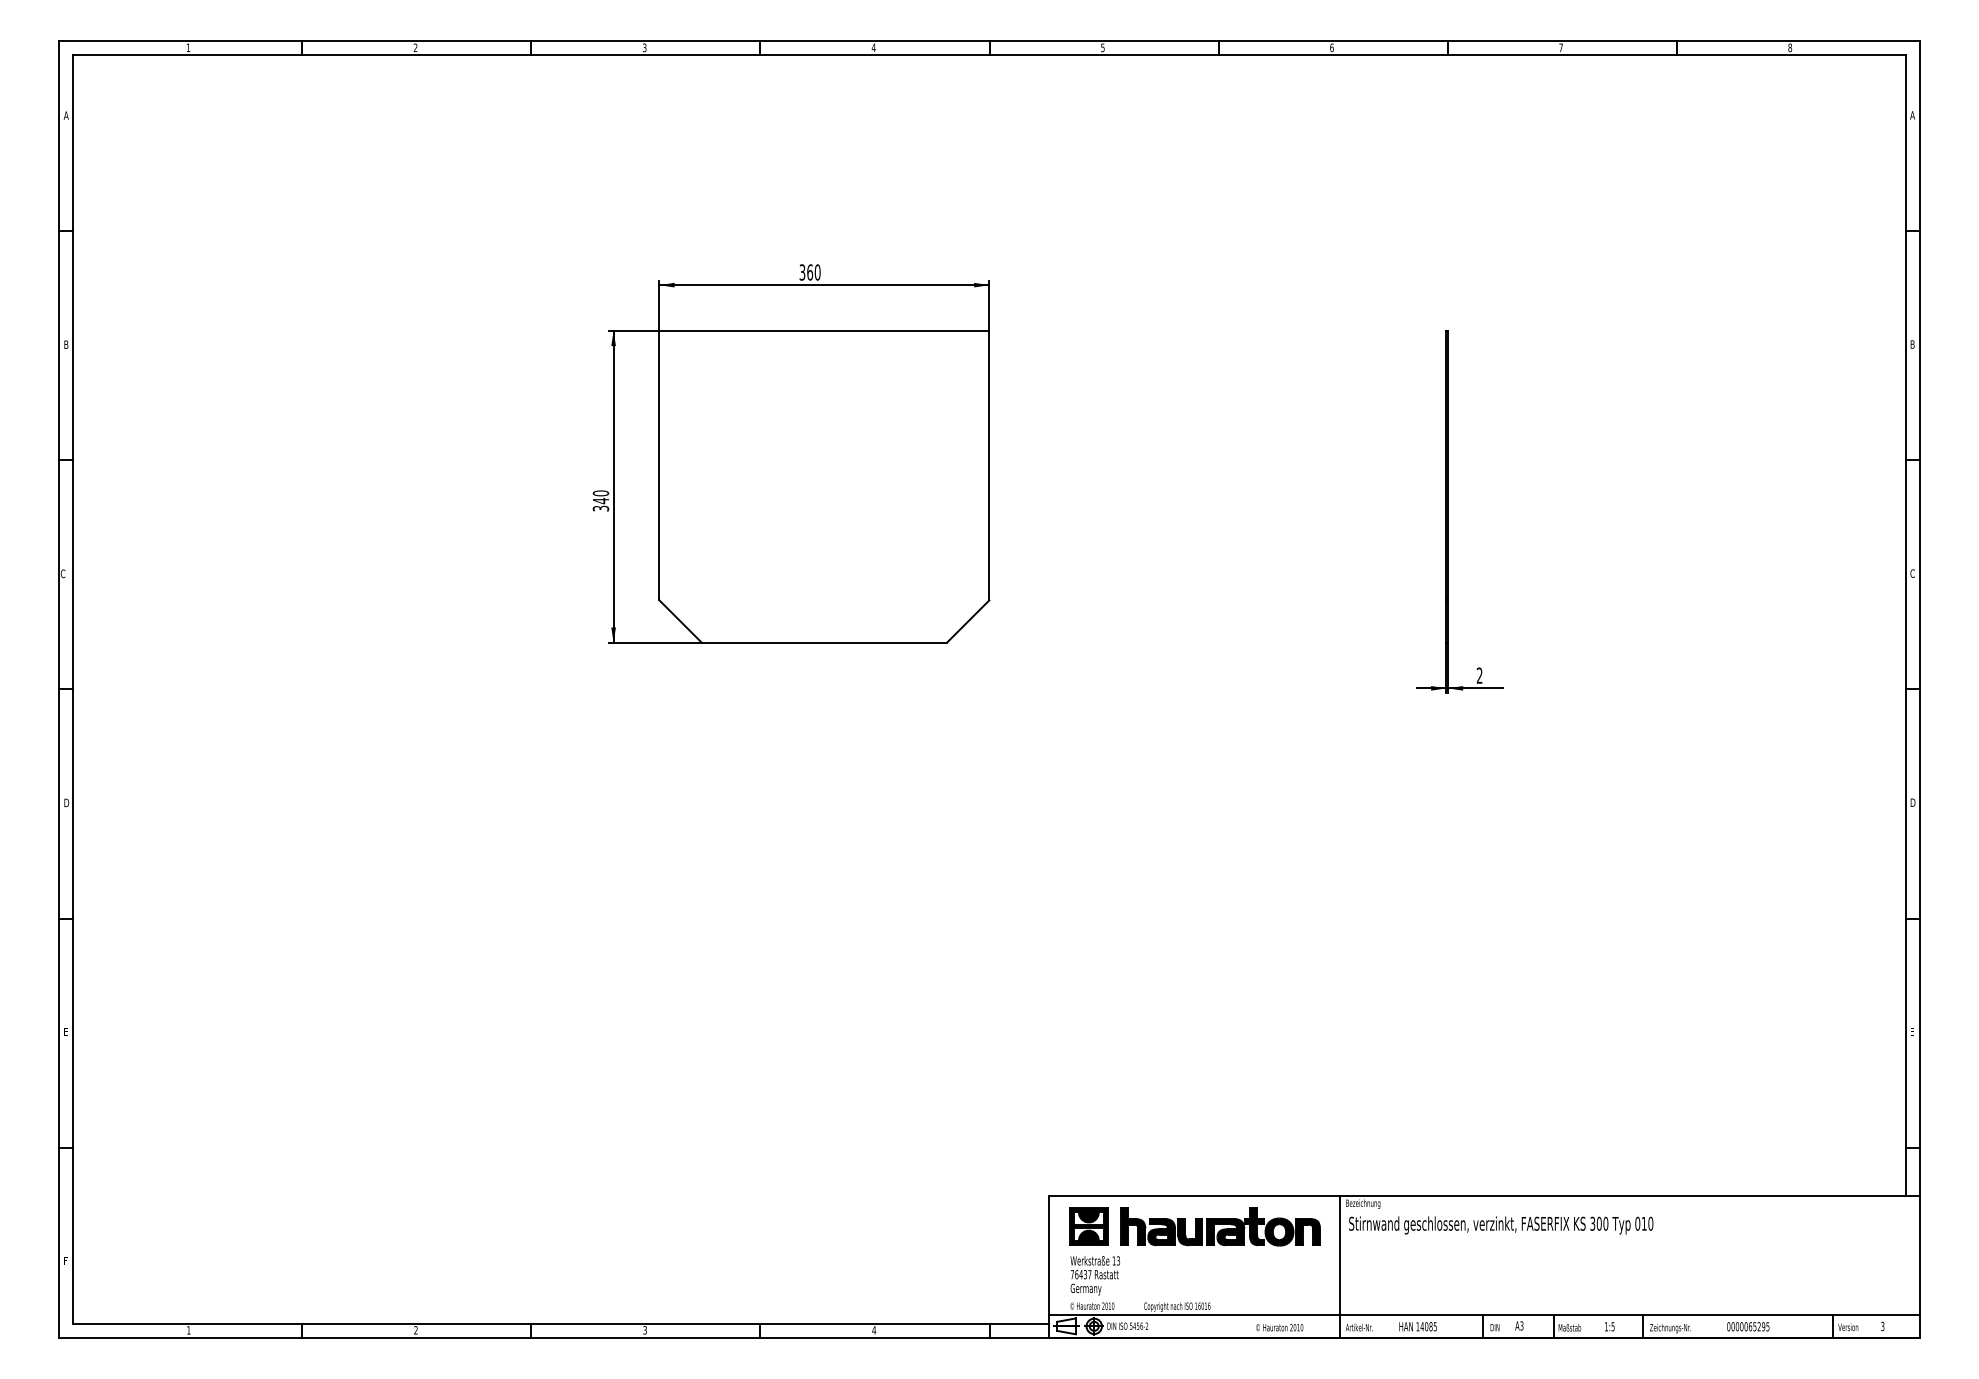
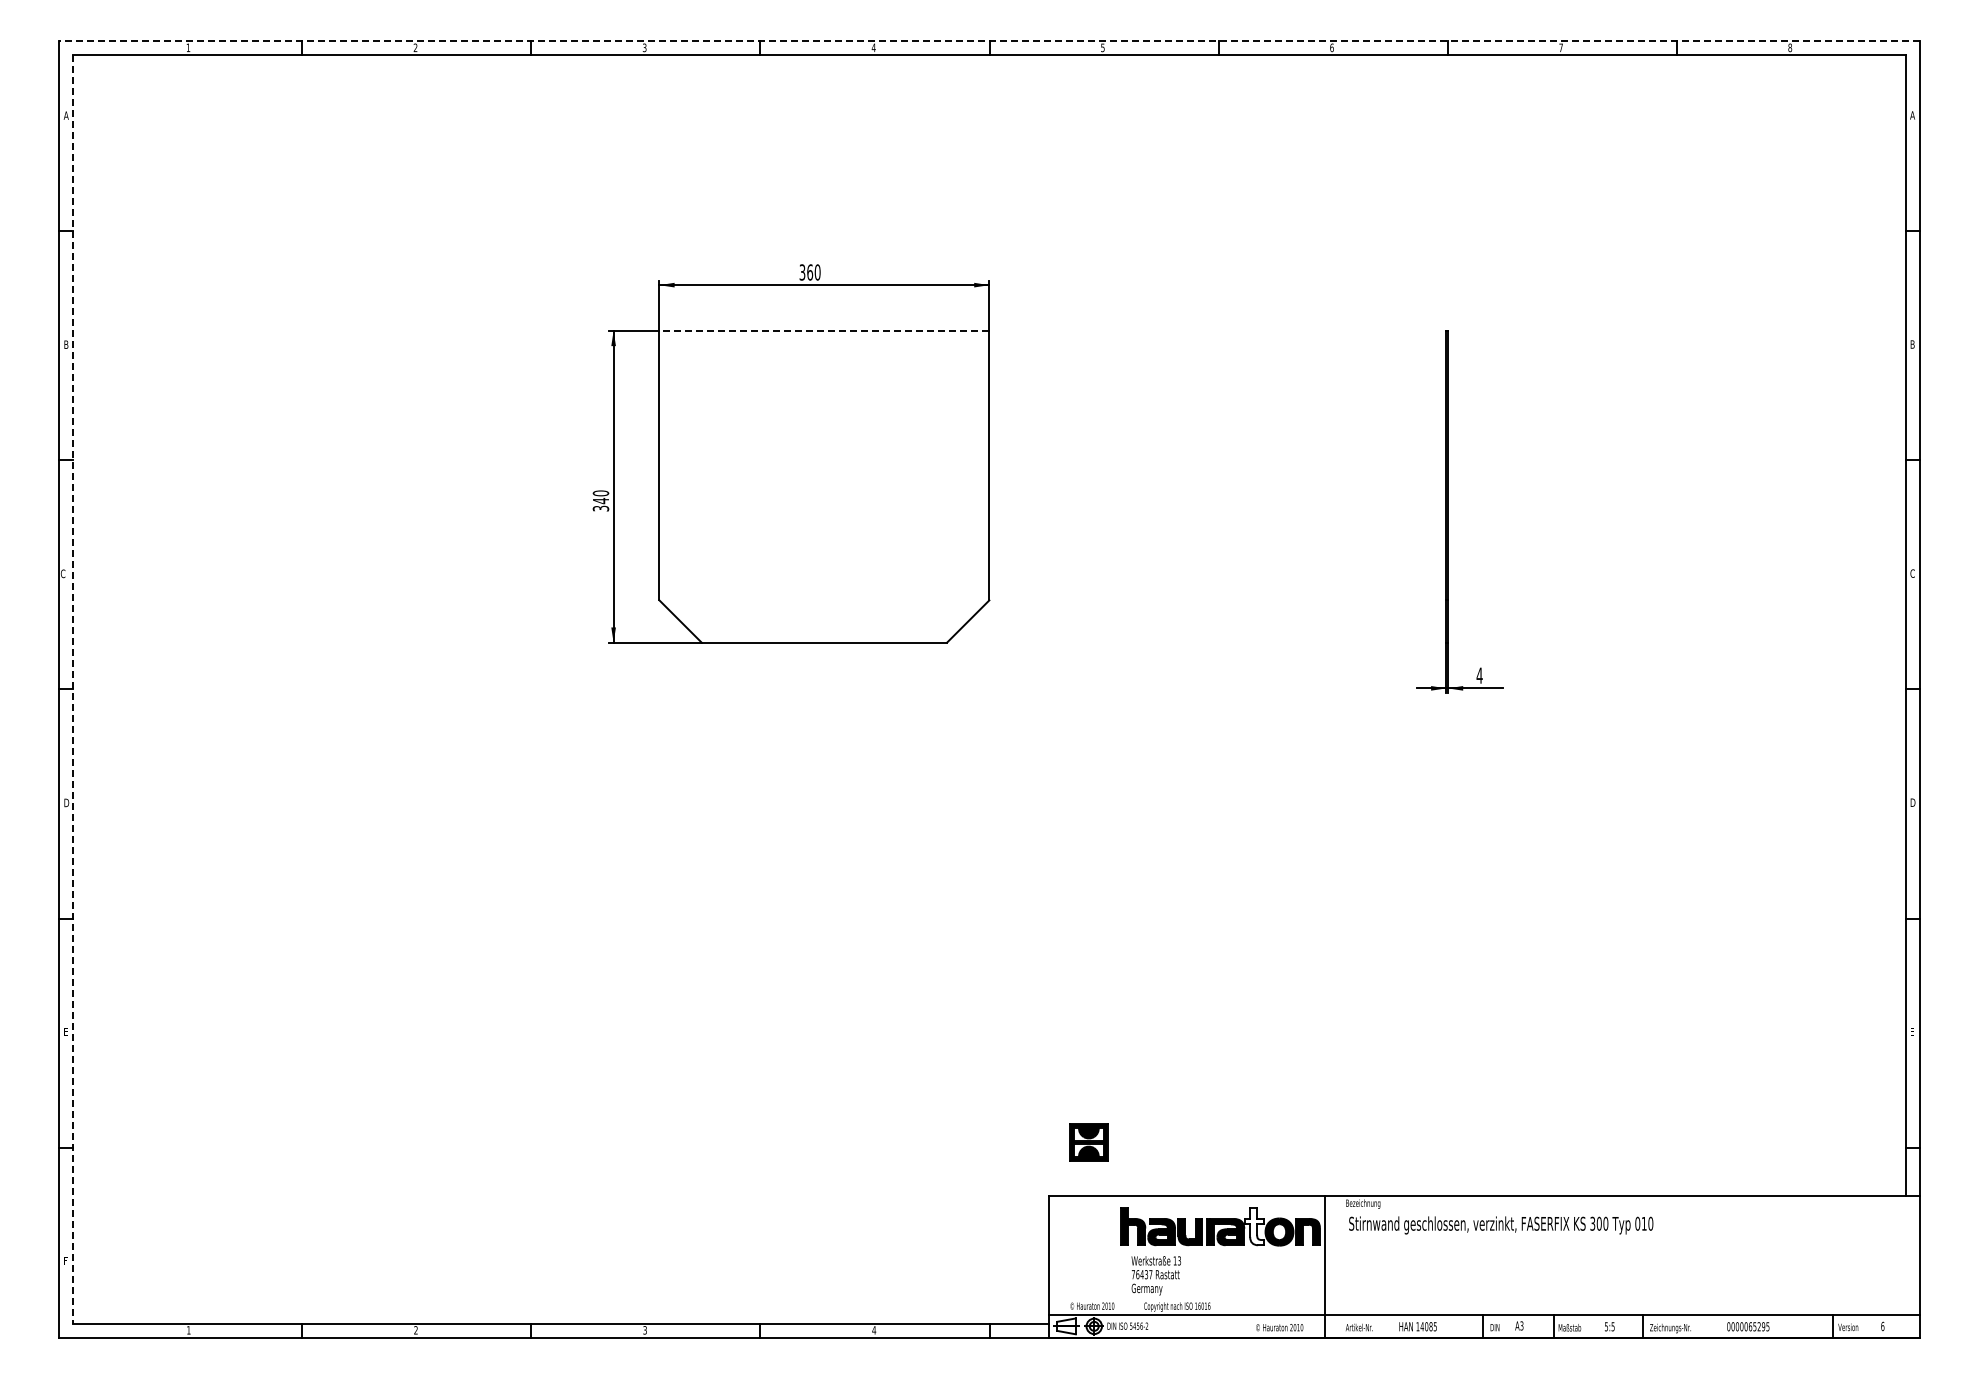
line: solid -> dashed (989, 41)
line: solid -> dashed (824, 330)
text: 2 -> 4 (1479, 675)
line: solid -> dashed (73, 689)
part position: (1088, 1226) -> (1088, 1142) (1088, 1142)
fill: present -> none (1254, 1226)
line position: (1339, 1266) -> (1324, 1266) (1324, 1266)
text position: (1094, 1275) -> (1155, 1275) (1155, 1275)
text: 1:5 -> 5:5 (1605, 1326)
text: 3 -> 6 (1882, 1326)
